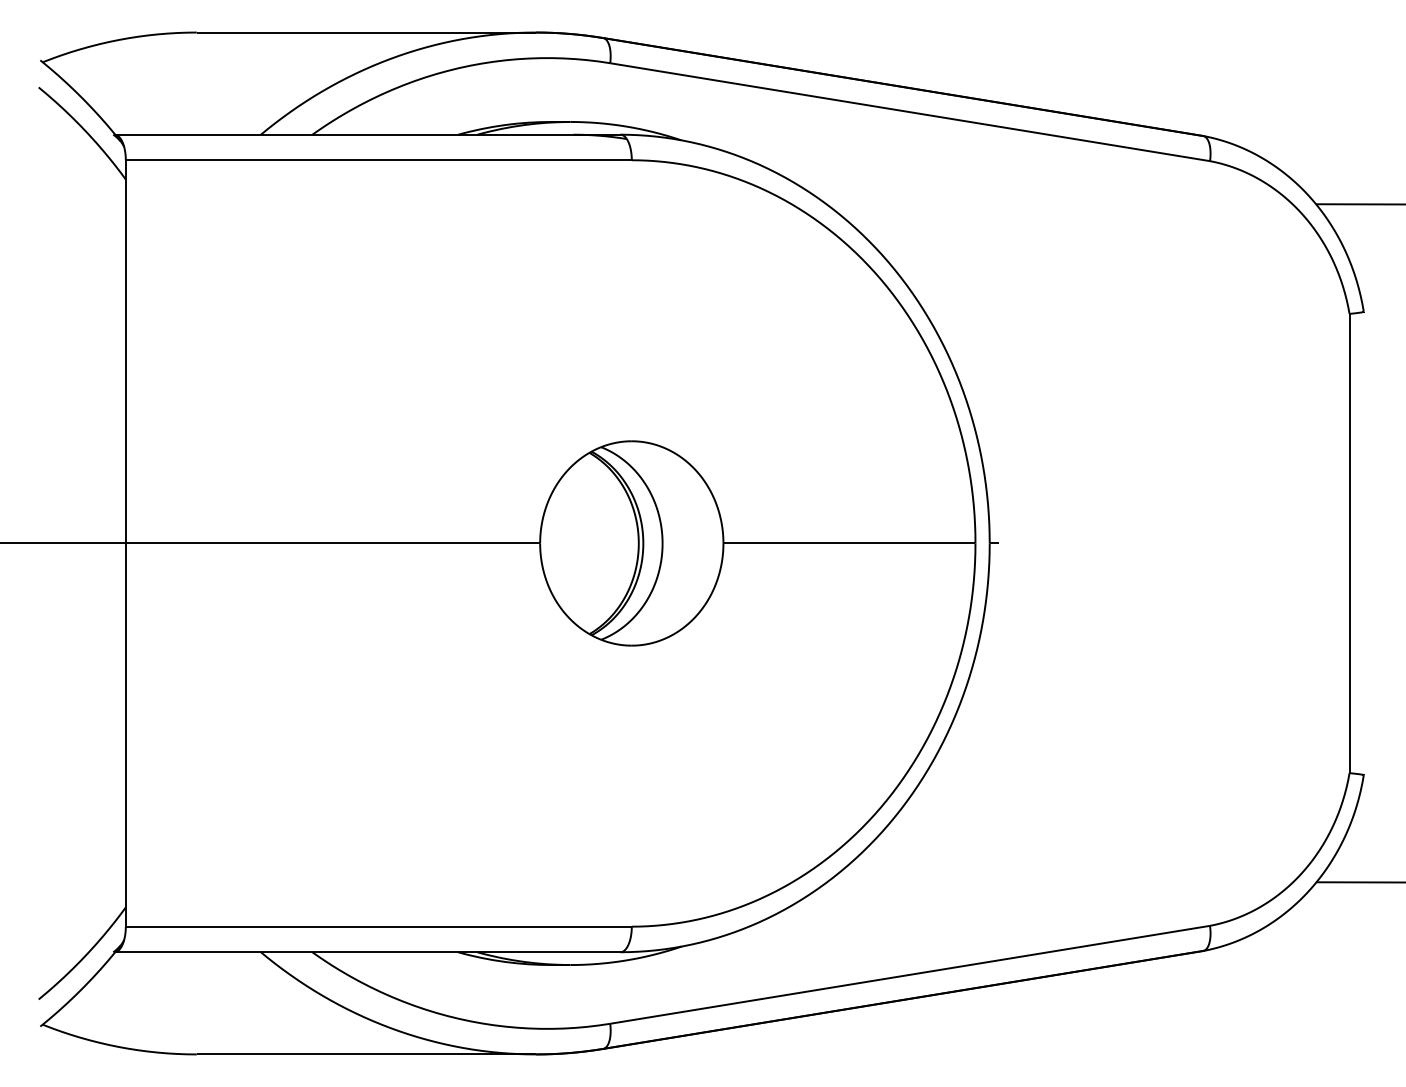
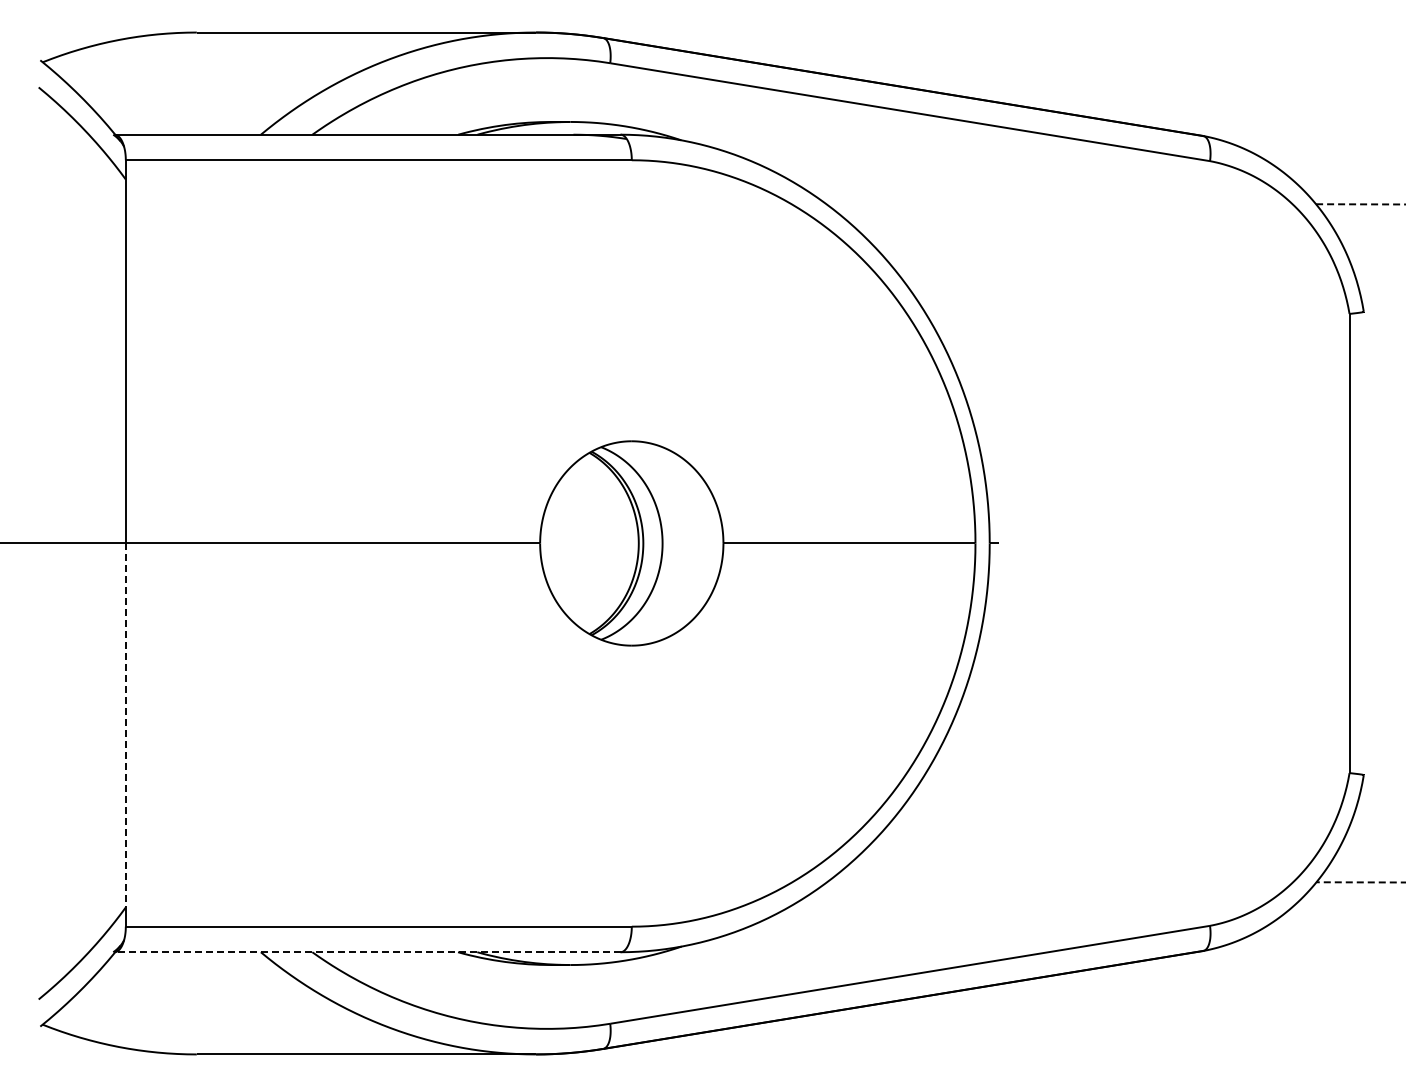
line: solid -> dashed (1360, 204)
line: solid -> dashed (125, 725)
line: solid -> dashed (1360, 882)
line: solid -> dashed (367, 952)
